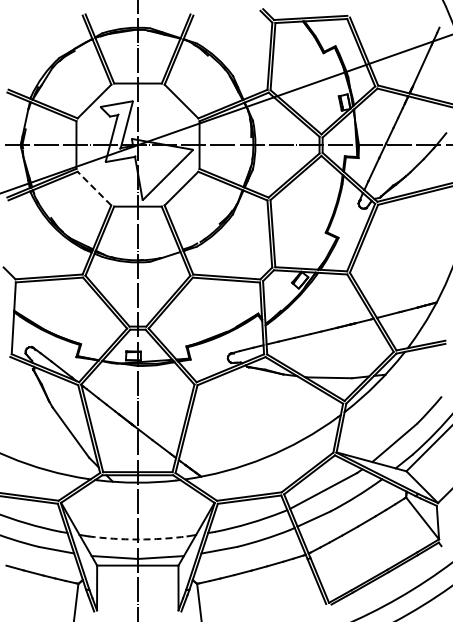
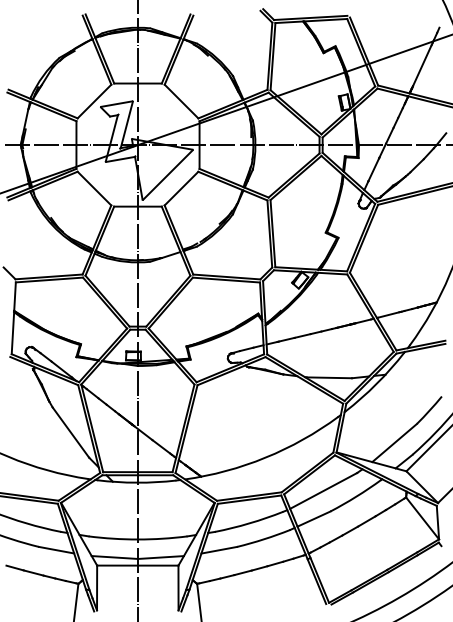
line: dashed -> solid (94, 188)
arc: dashed -> solid (138, 539)
